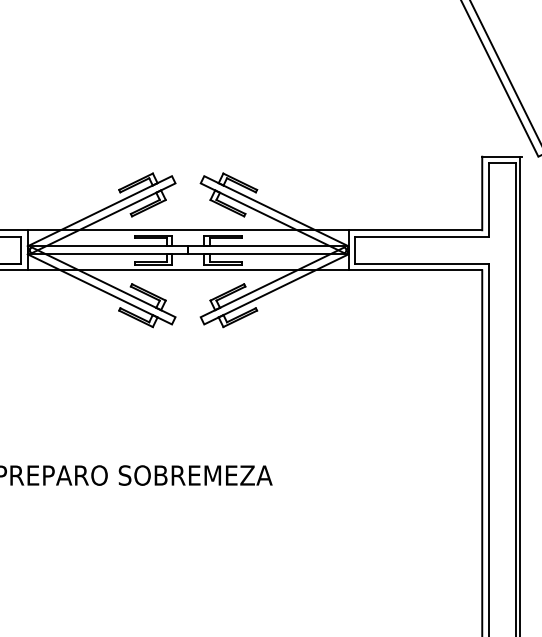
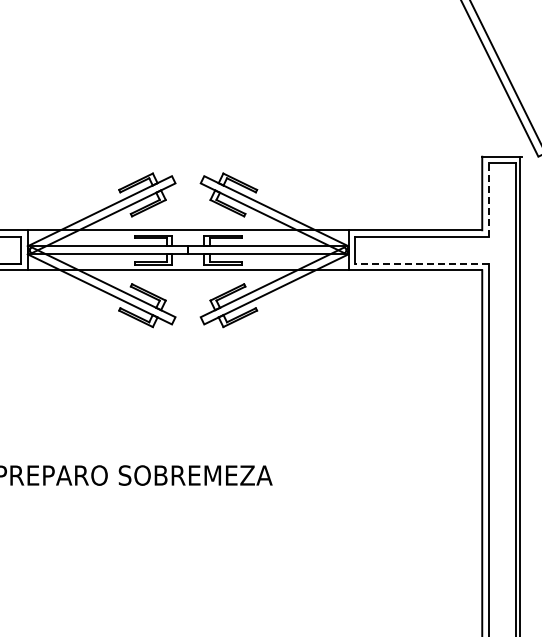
line: solid -> dashed (488, 200)
line: solid -> dashed (422, 263)
